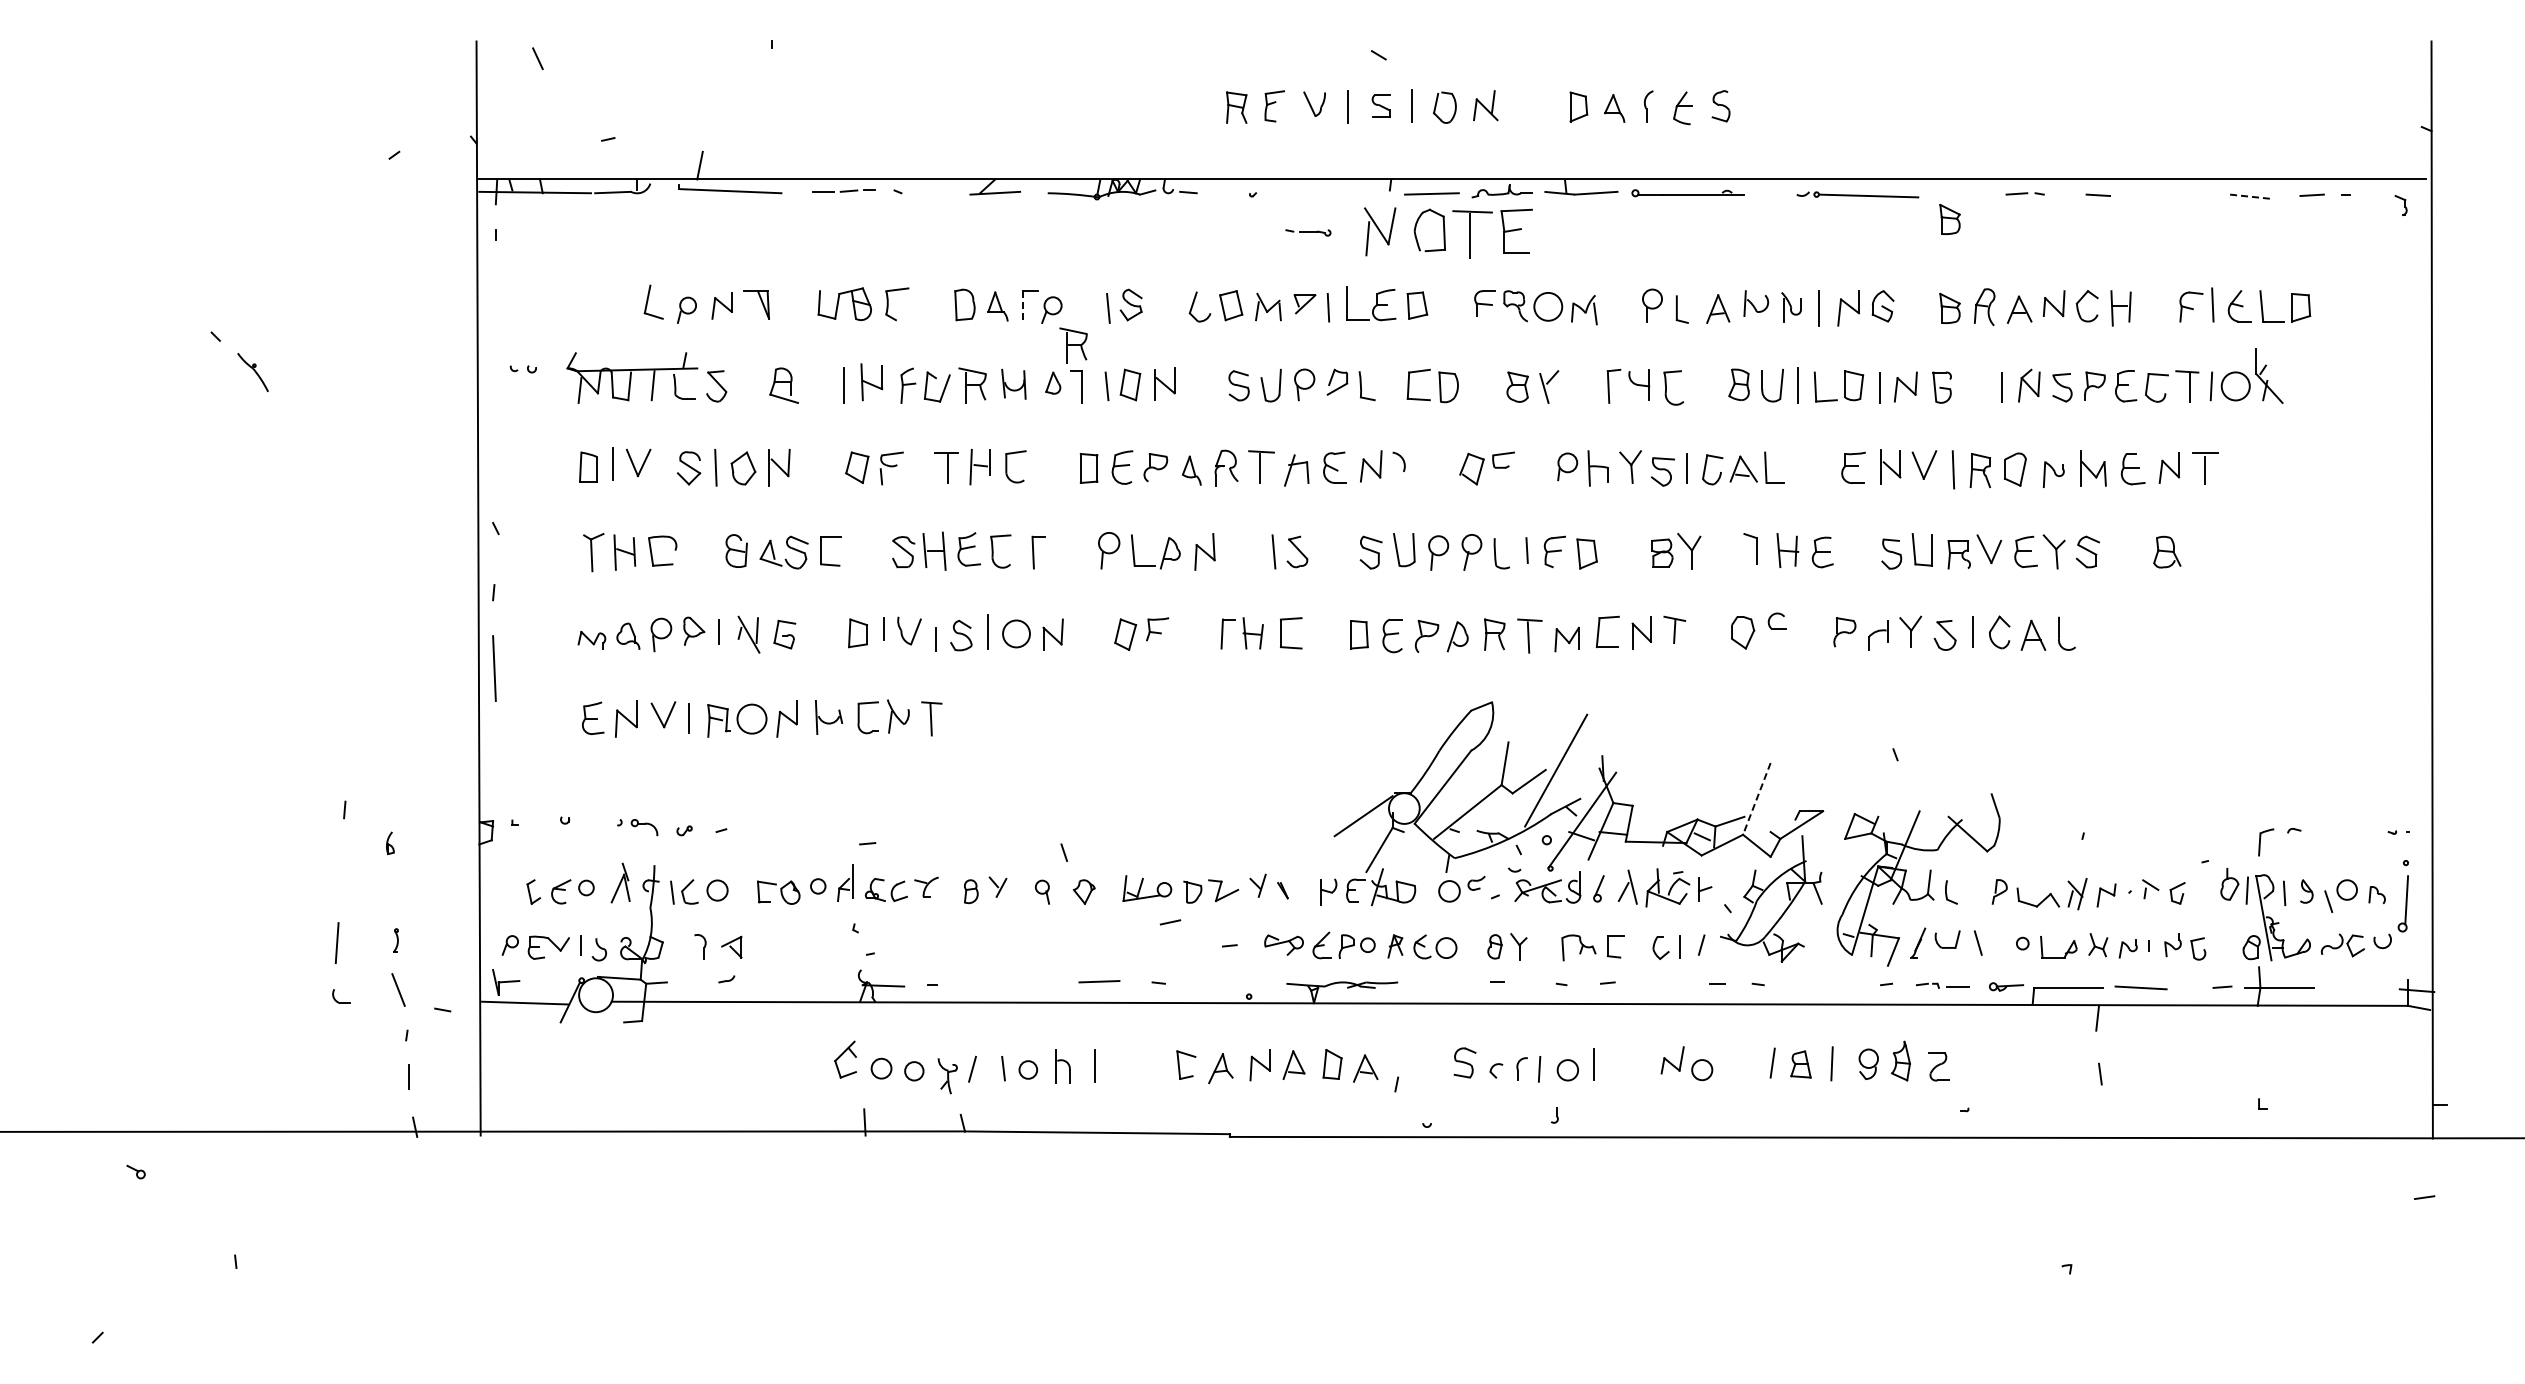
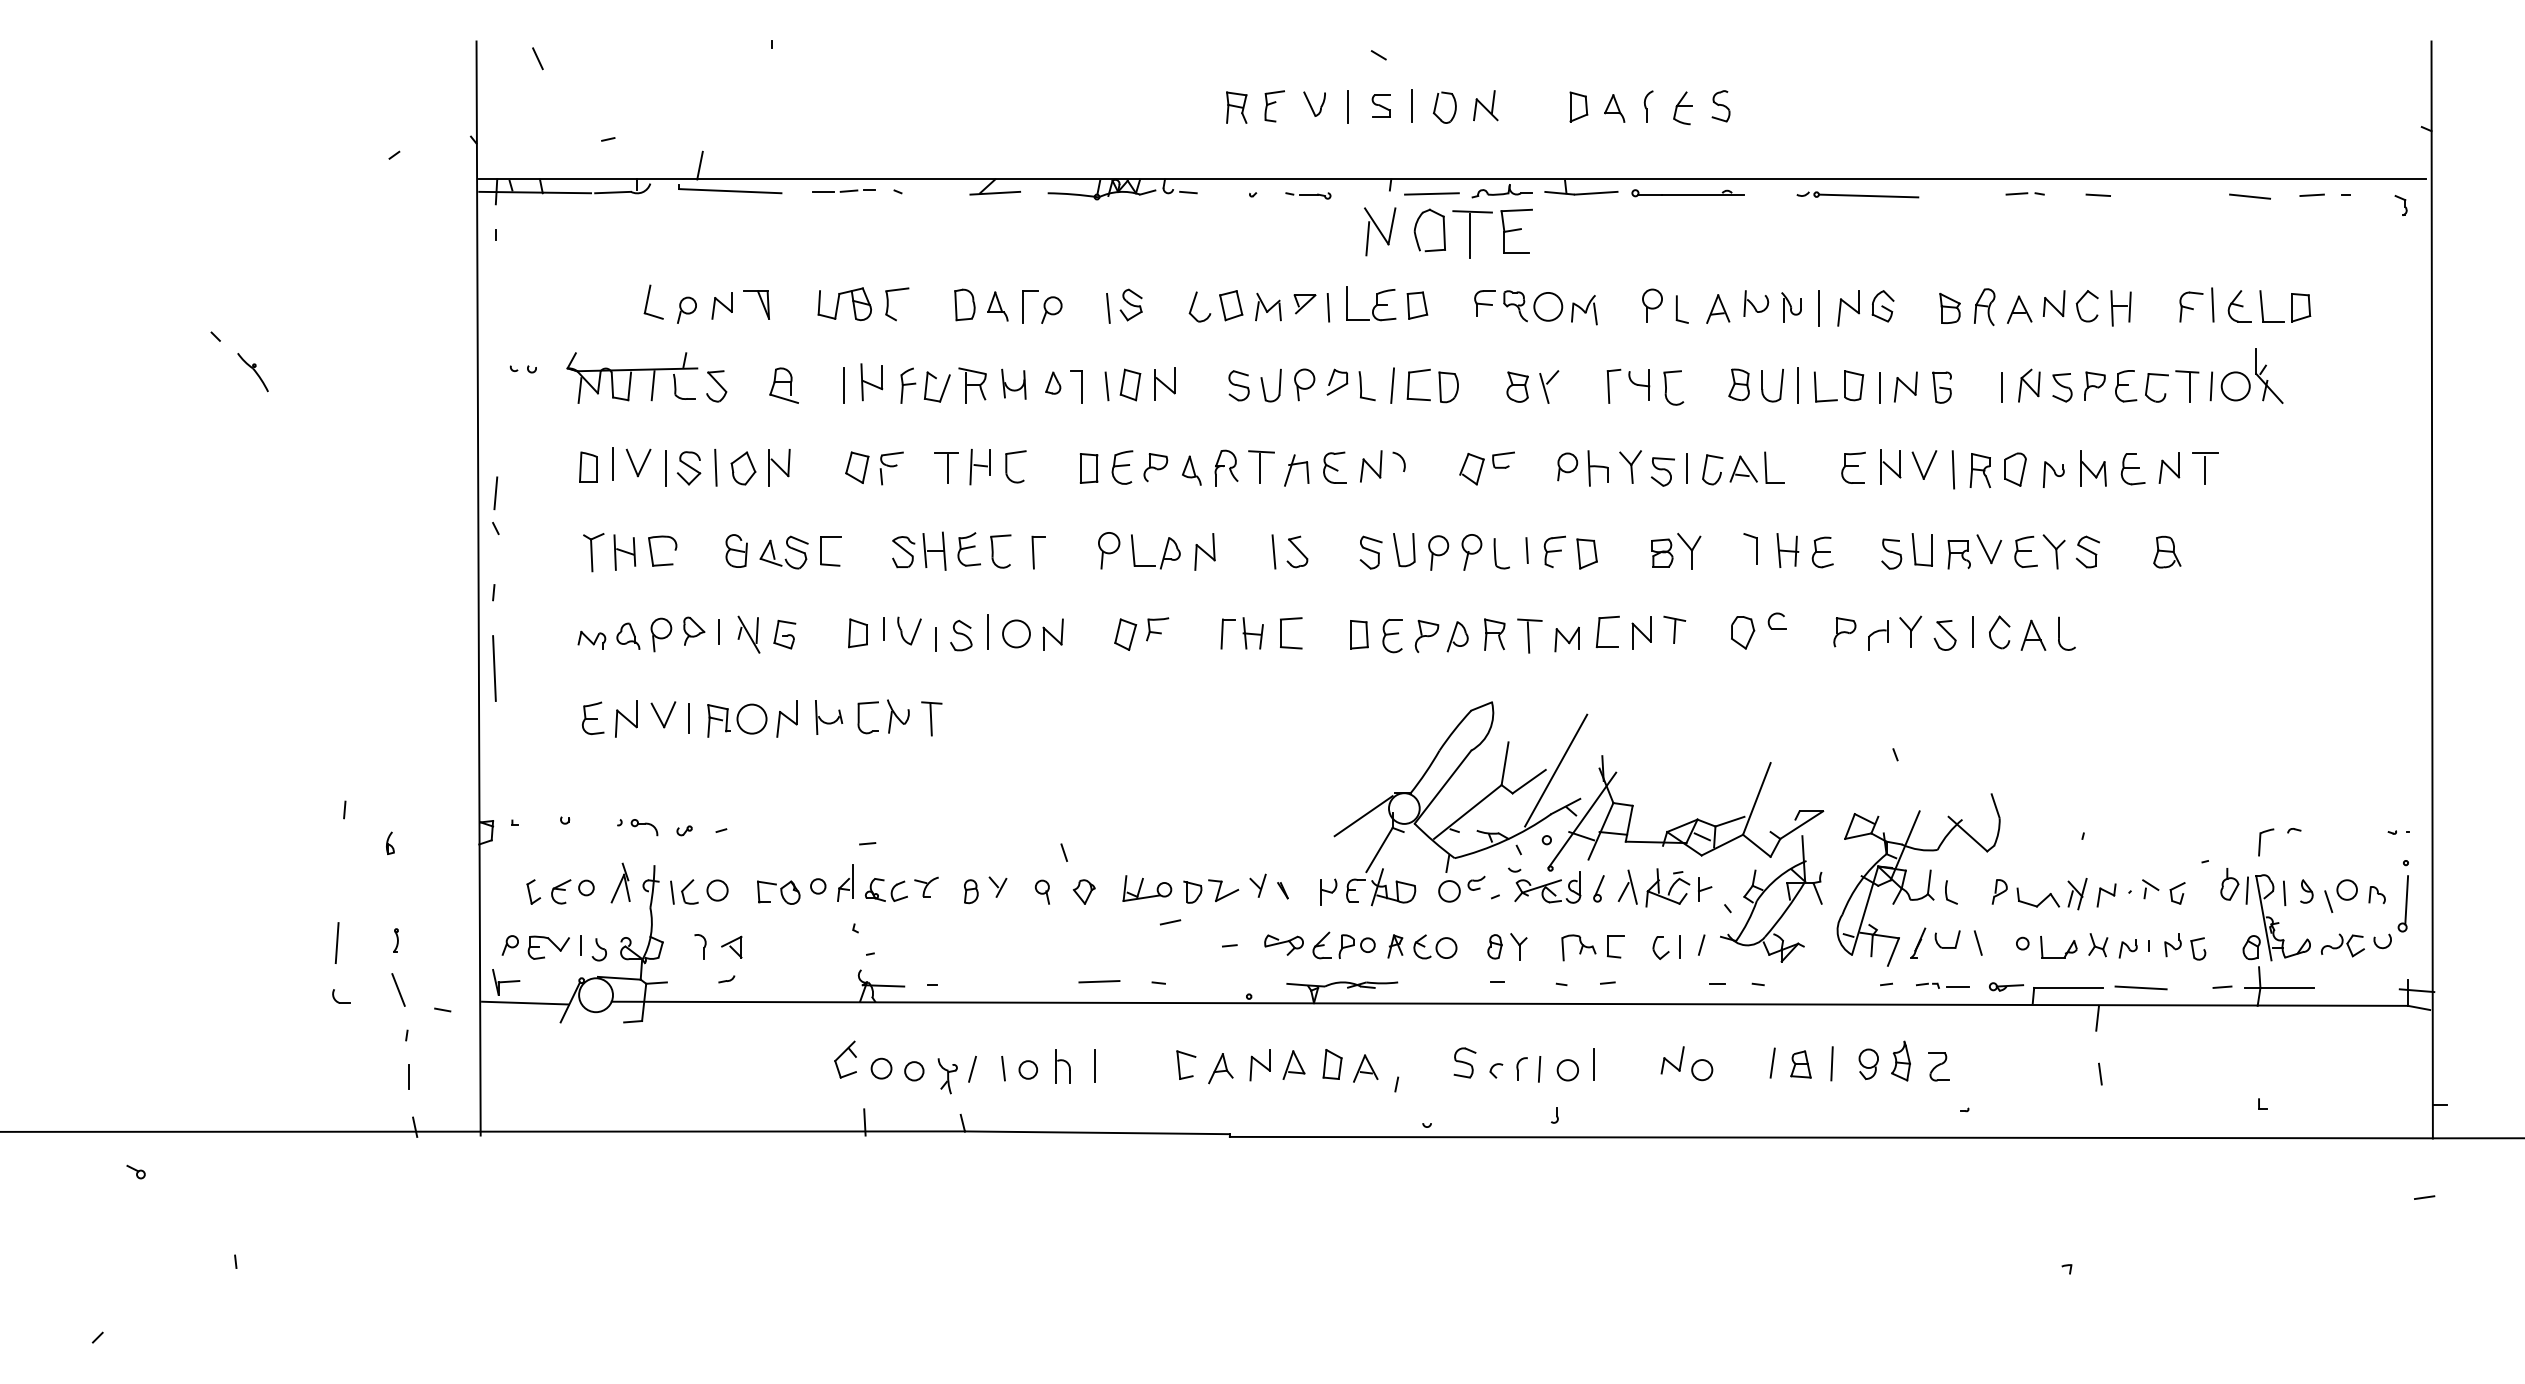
line: dashed -> solid (2250, 196)
part: present -> none (1949, 218)
part position: (1308, 232) -> (1308, 195) (1308, 195)
line: dashed -> solid (1022, 307)
part: present -> none (1073, 345)
line: none -> present (1392, 385)
line: none -> present (665, 468)
line: none -> present (495, 493)
line: dashed -> solid (1756, 799)
